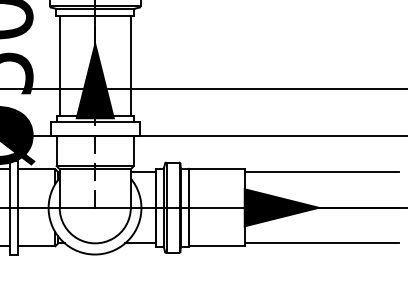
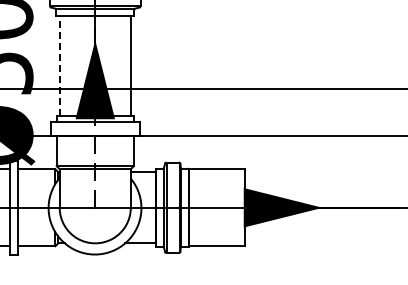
line: solid -> dashed (59, 66)
line: present -> none (321, 172)
line: present -> none (321, 243)
